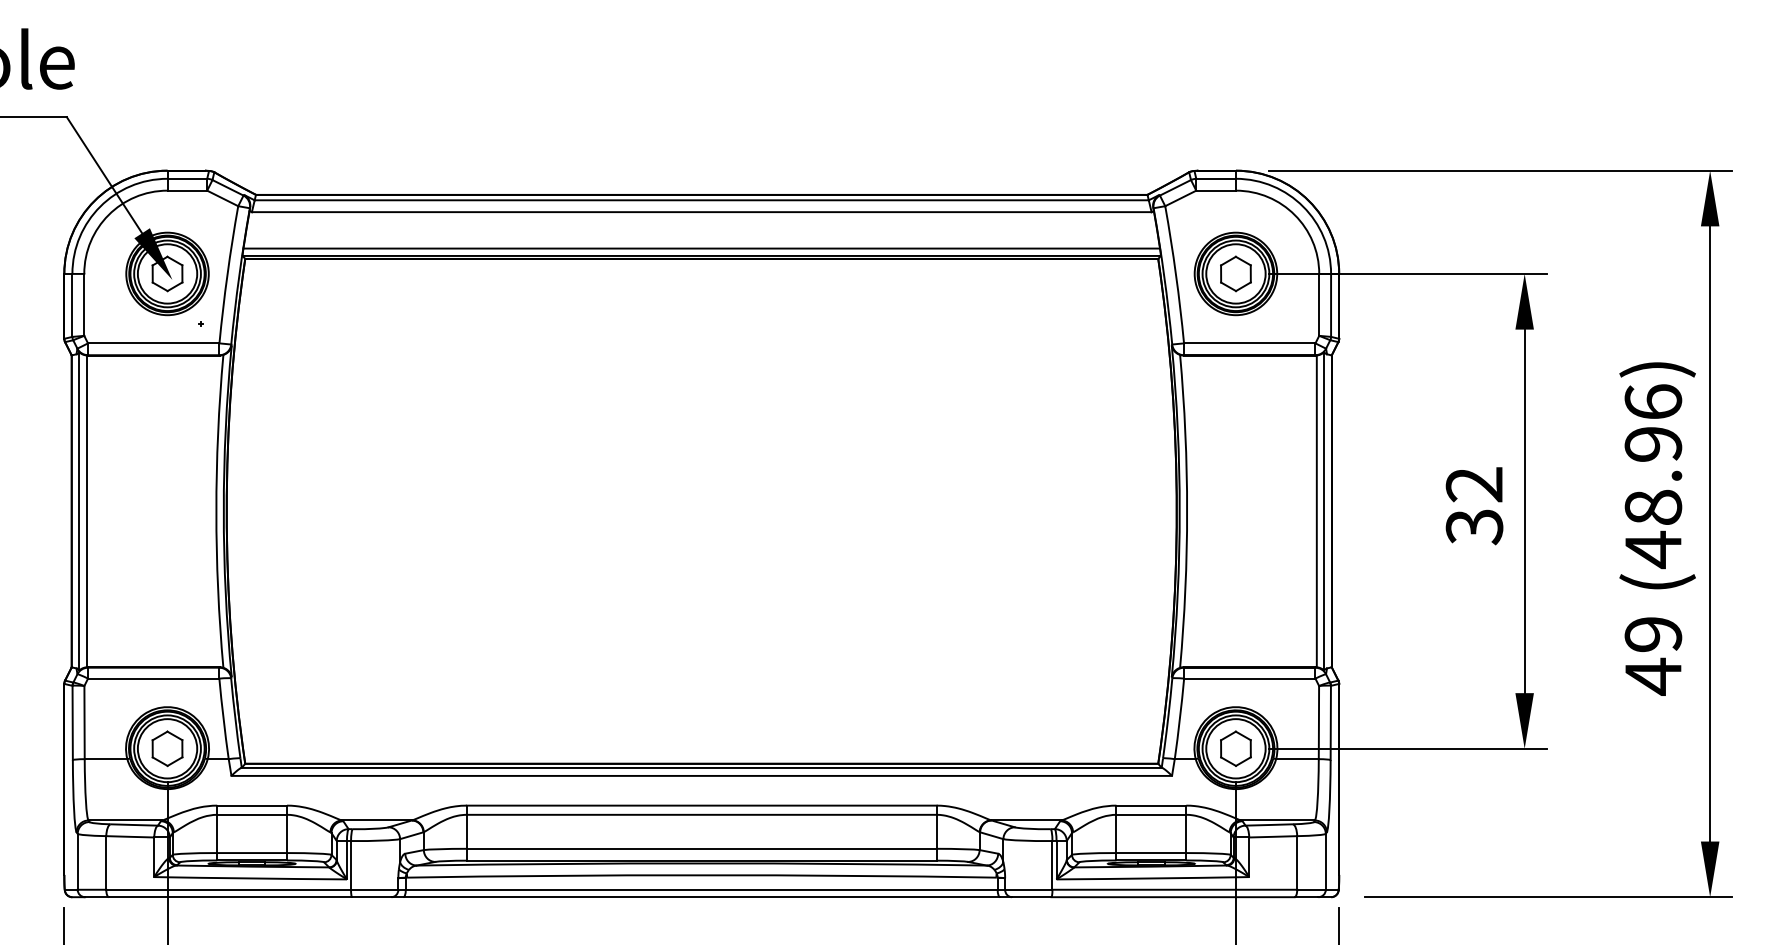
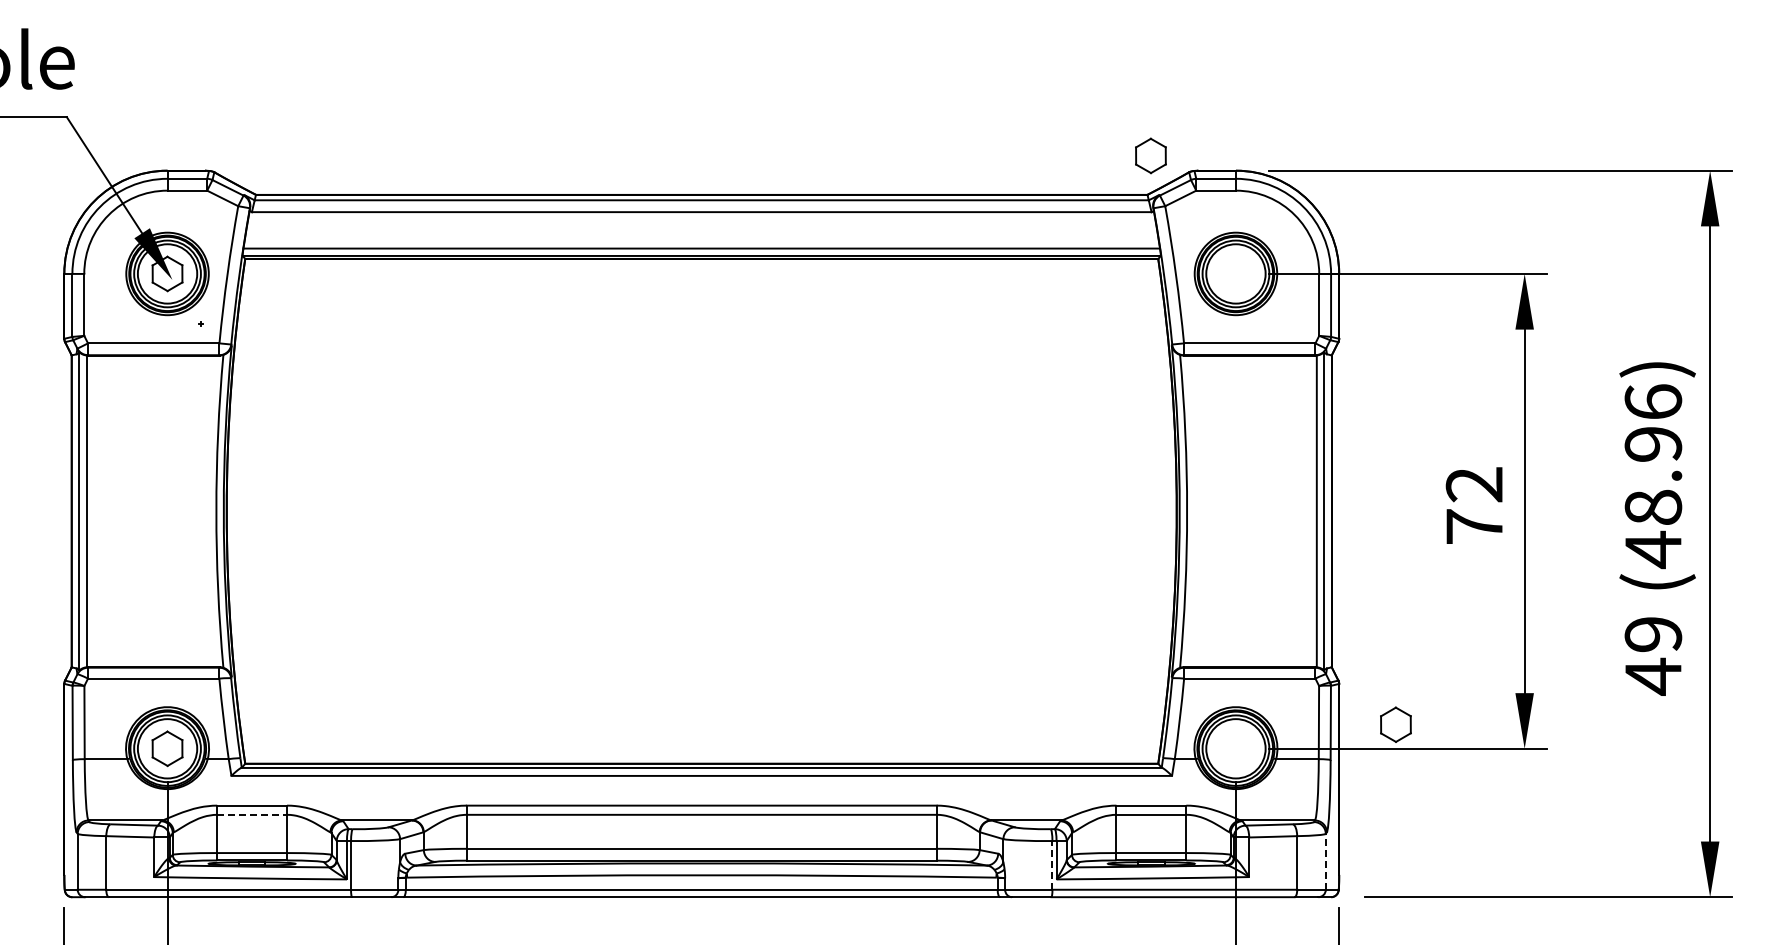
part position: (1235, 273) -> (1150, 155) (1150, 155)
text: 32 -> 72 (1474, 527)
part position: (1235, 748) -> (1395, 724) (1395, 724)
line: solid -> dashed (252, 814)
line: solid -> dashed (1325, 861)
line: solid -> dashed (1052, 864)
